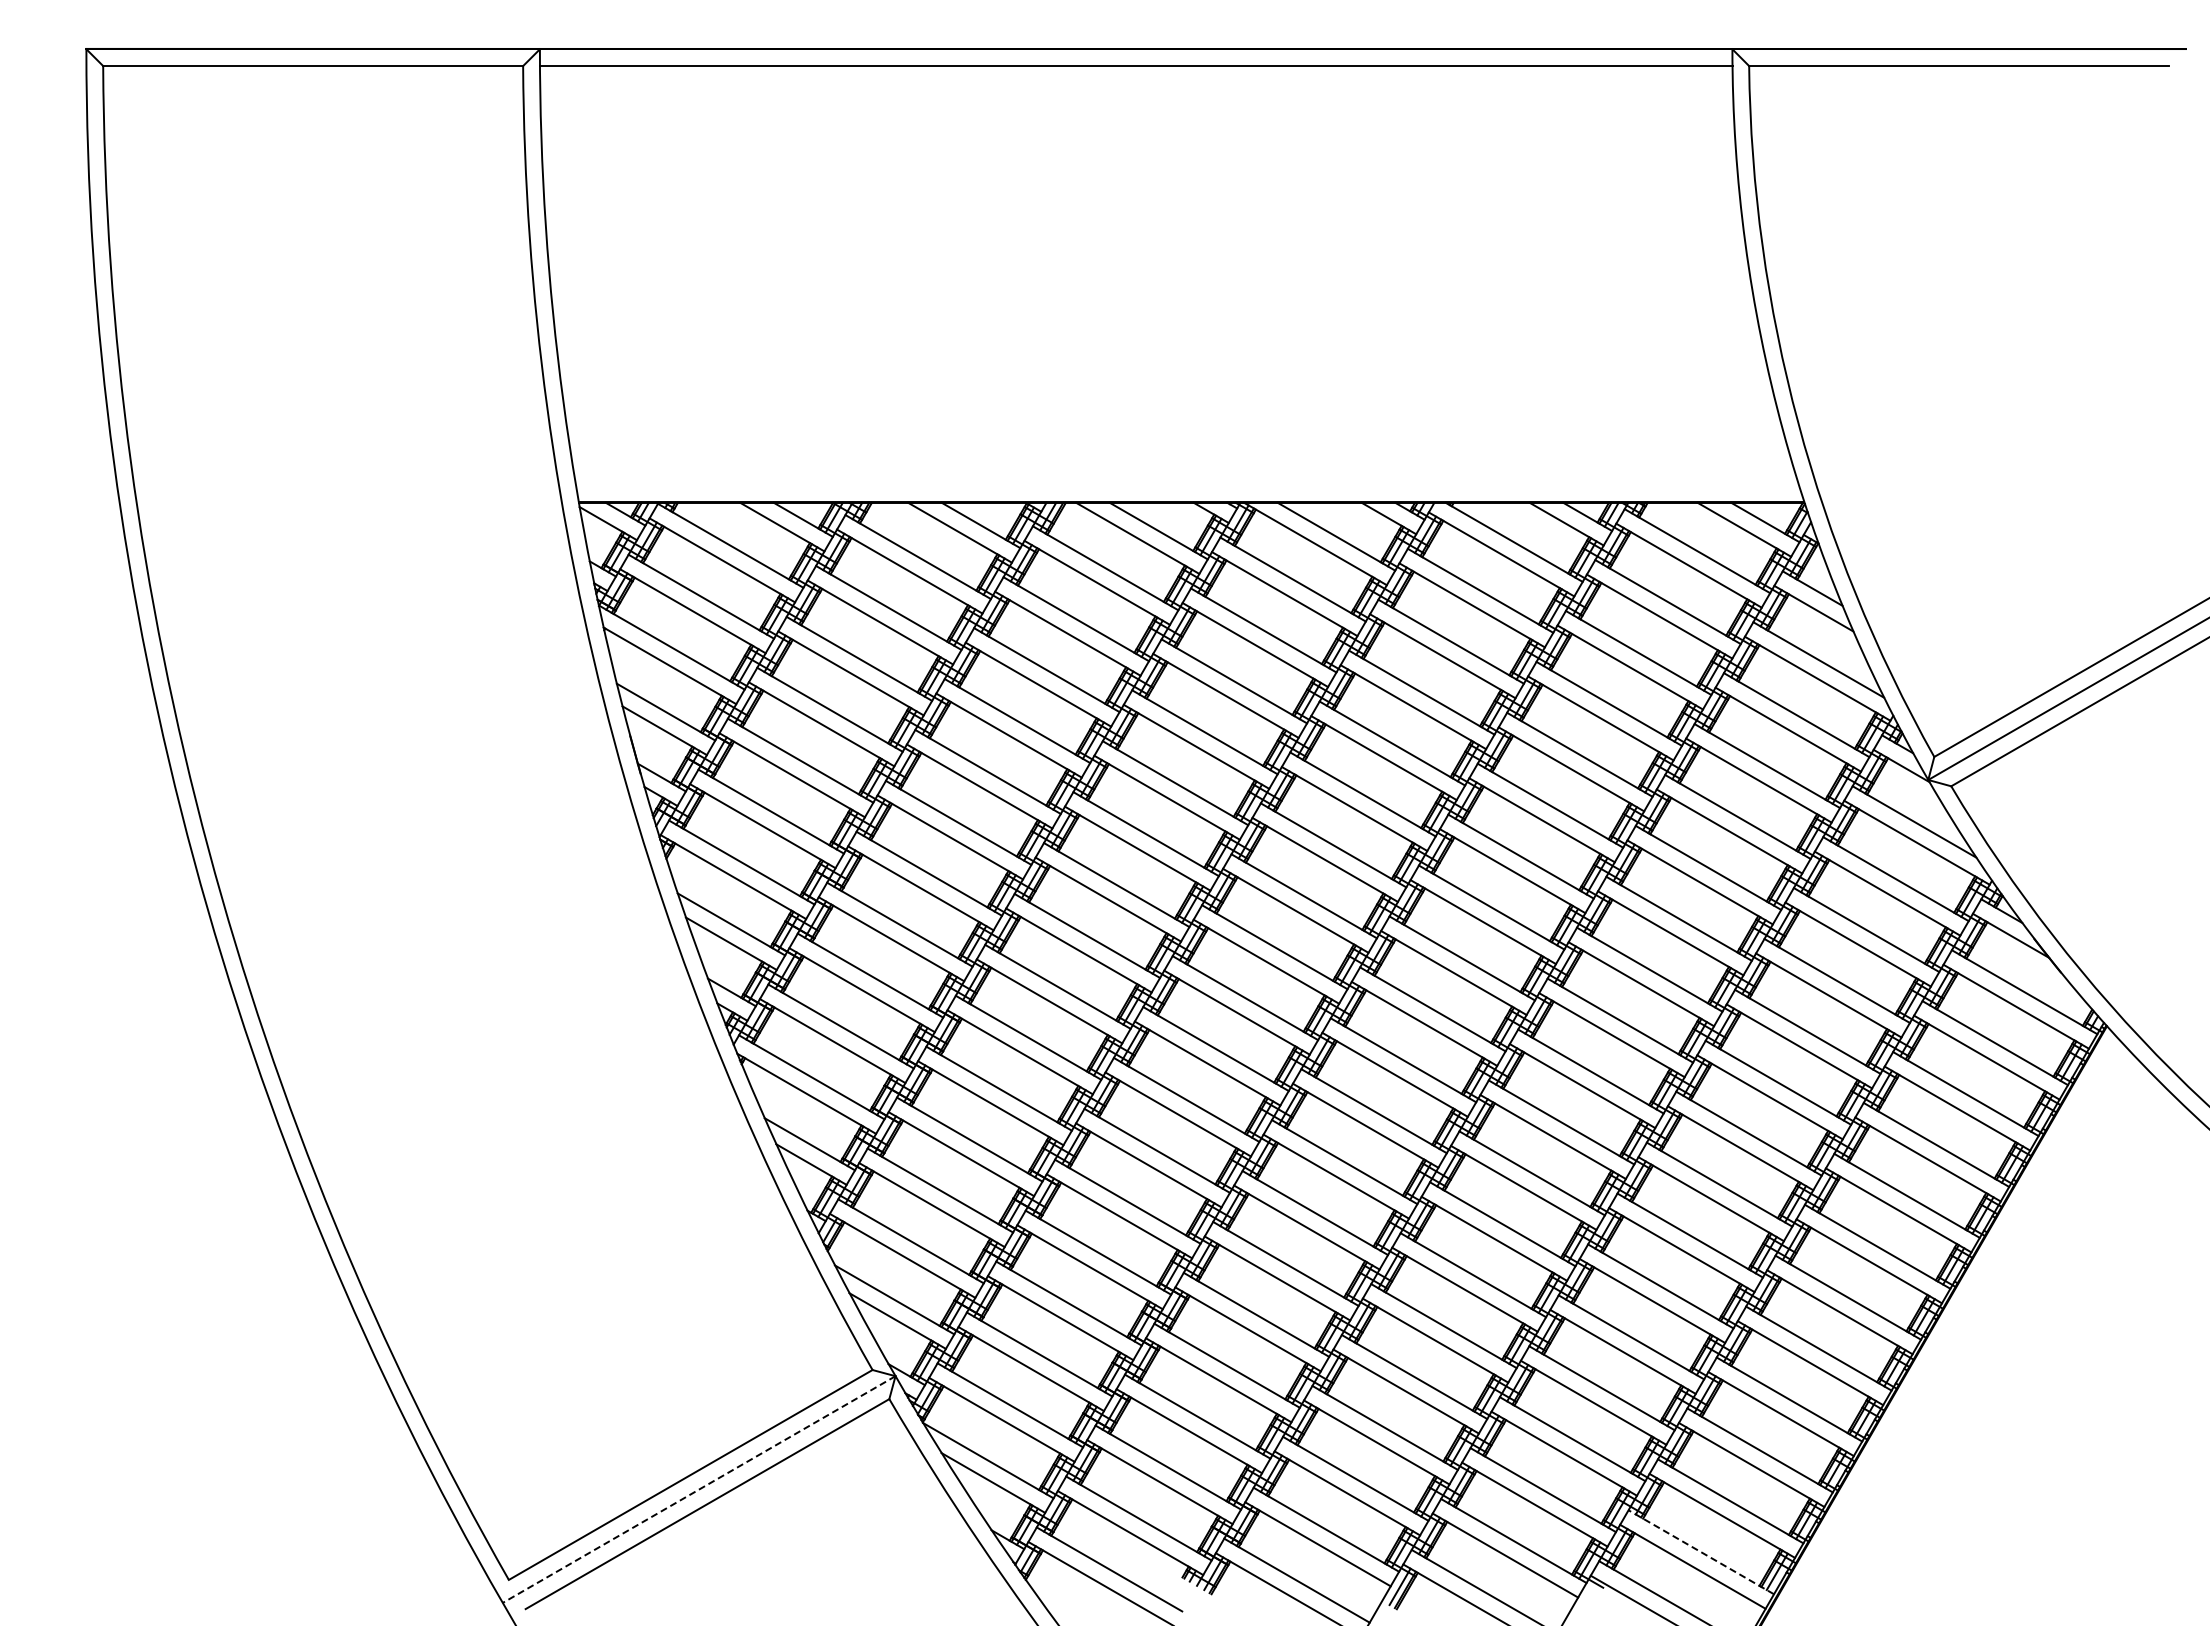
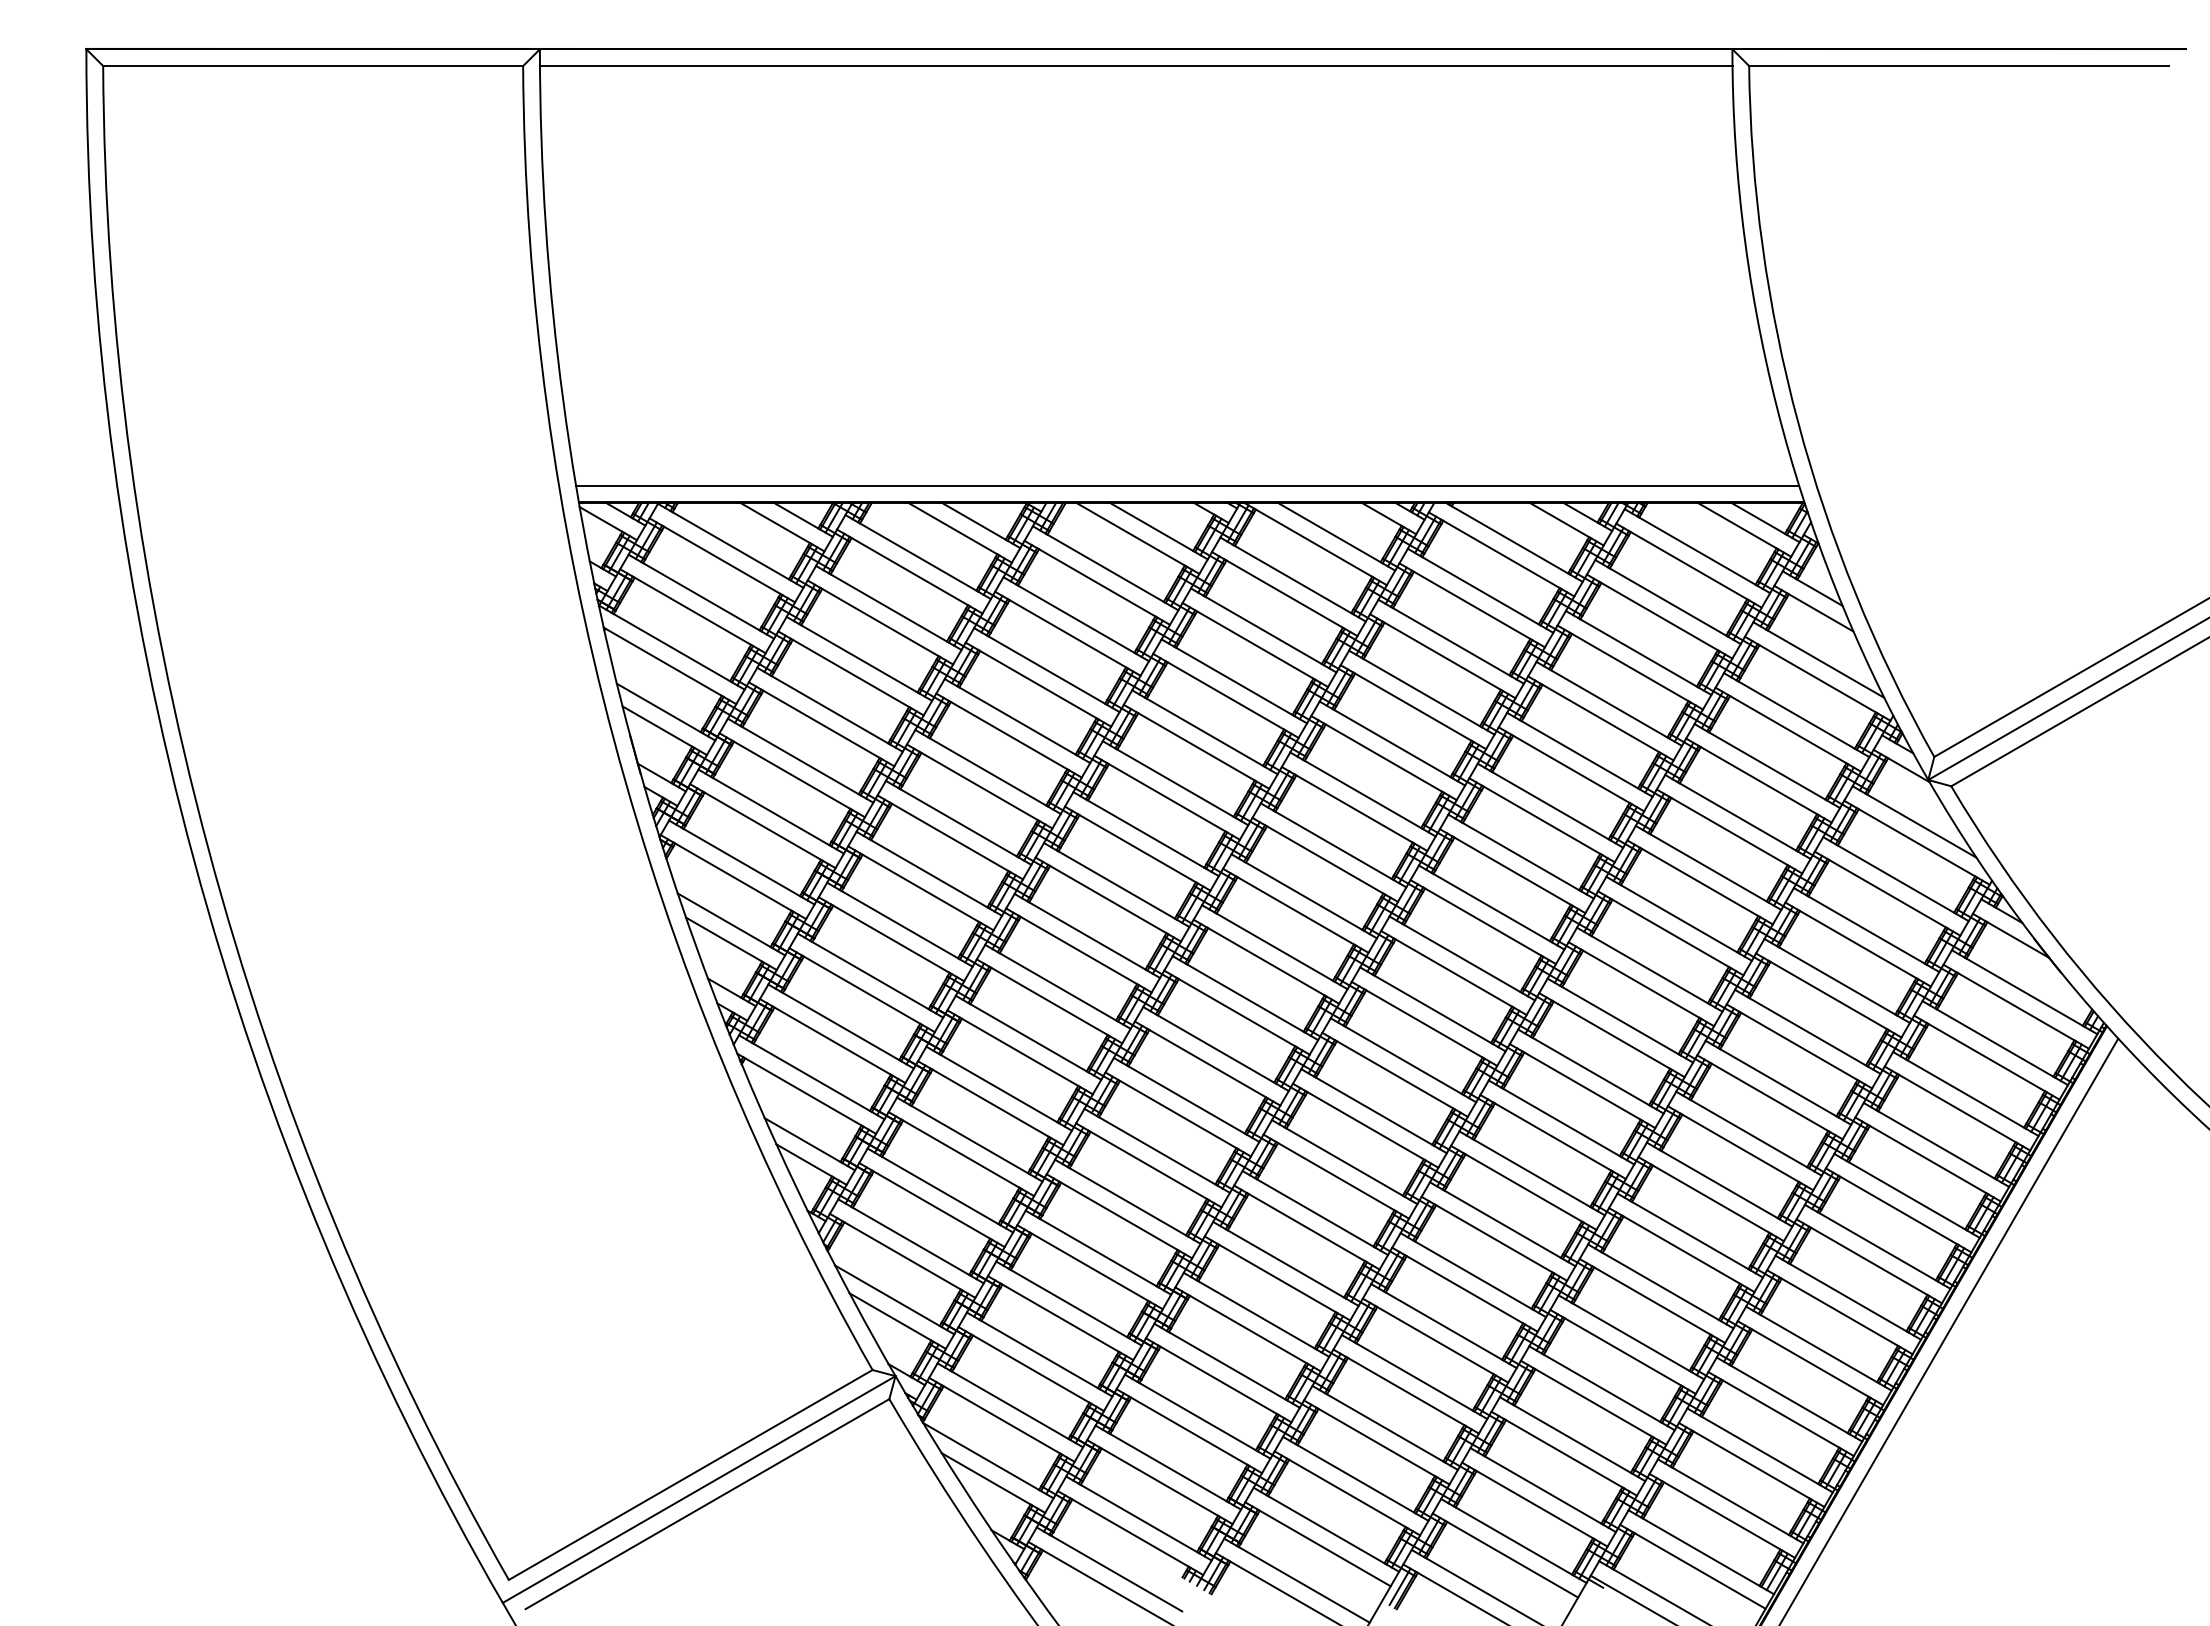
line: none -> present (1187, 486)
line: none -> present (1949, 1330)
line: dashed -> solid (699, 1489)
line: dashed -> solid (1701, 1552)
